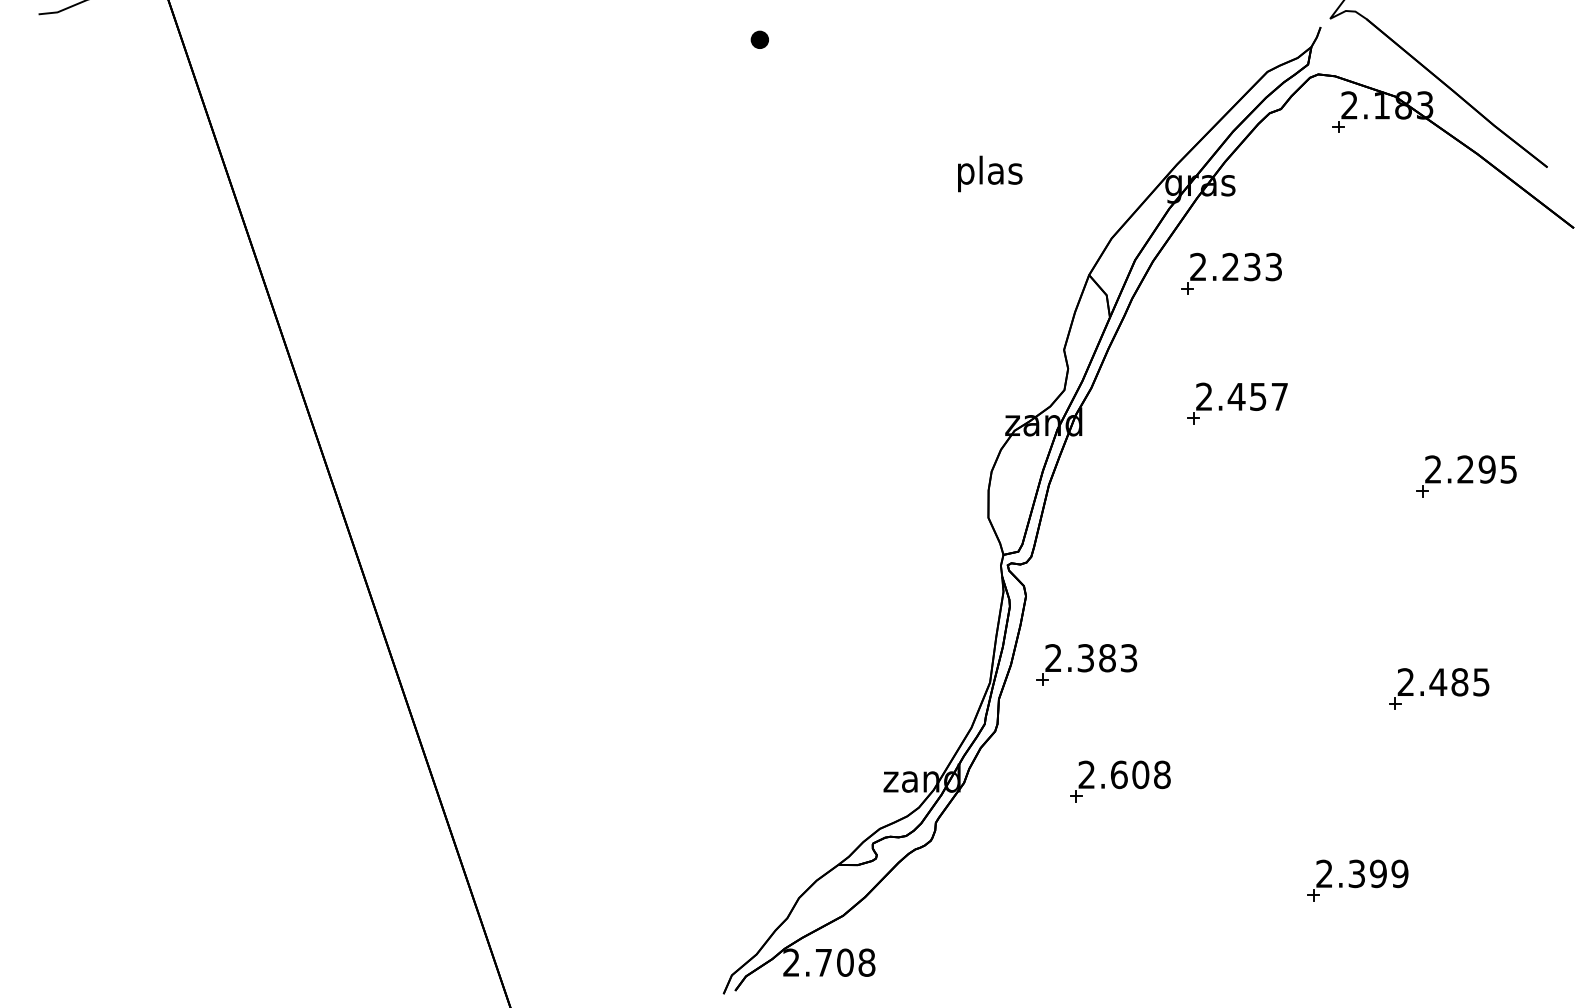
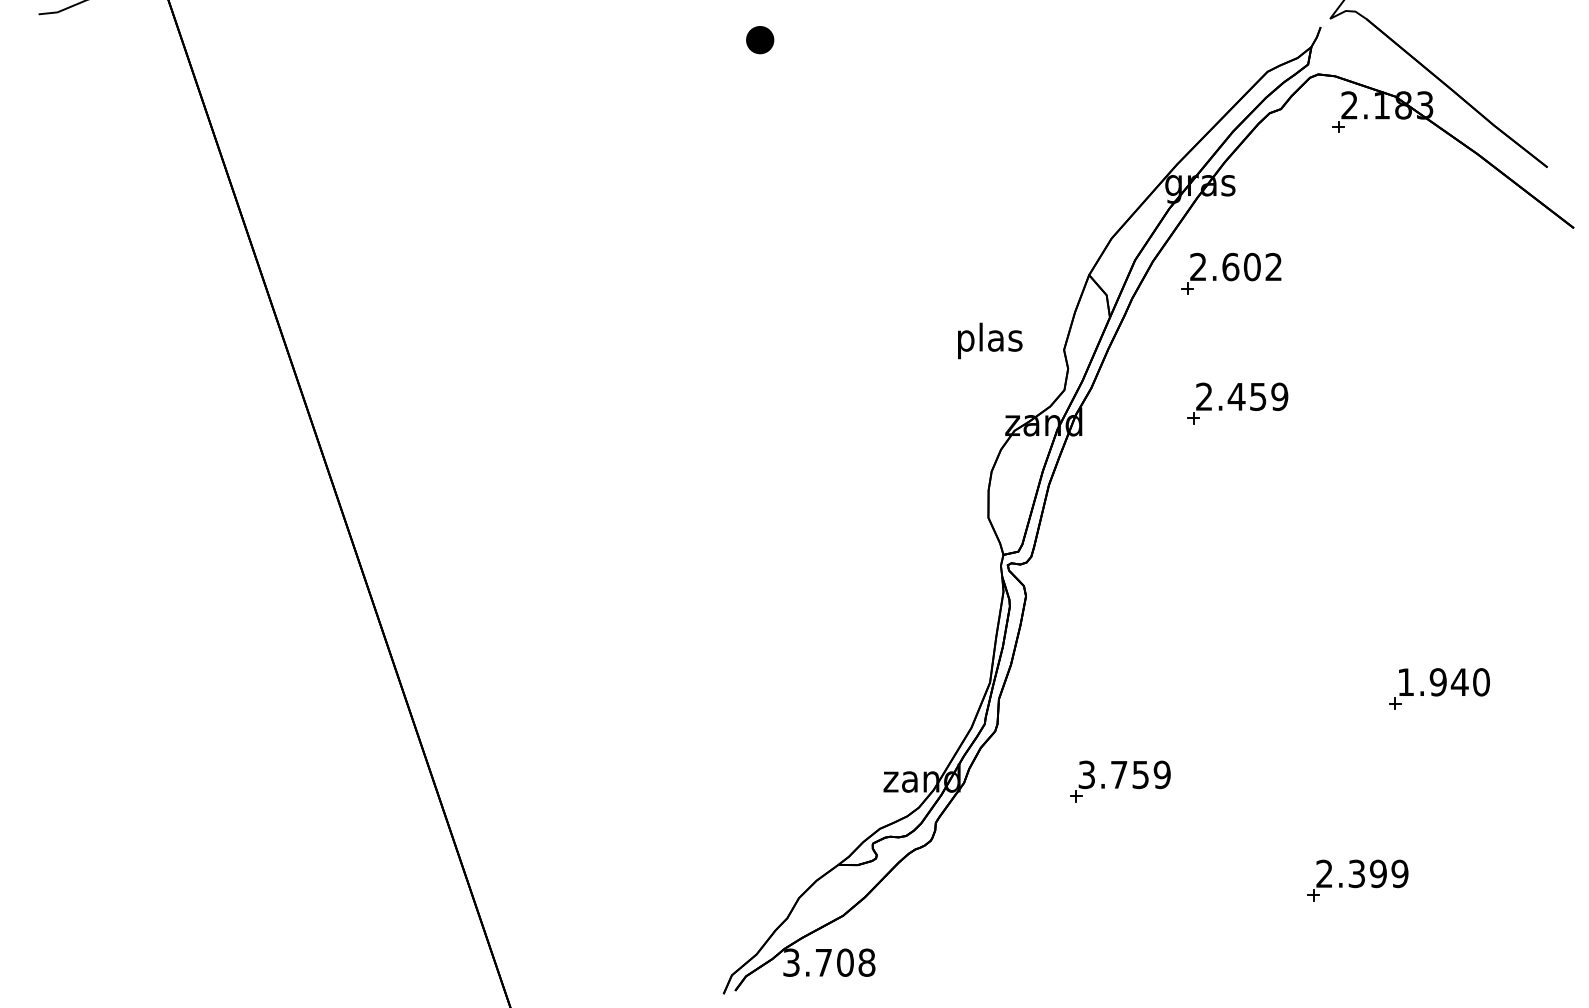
part size: 19x19 px -> 29x29 px (760, 40)
text position: (990, 173) -> (990, 340) (990, 340)
text: 2.233 -> 2.602 (1251, 266)
text: 2.457 -> 2.459 (1279, 396)
part: present -> none (1466, 476)
part: present -> none (1086, 664)
text: 2.485 -> 1.940 (1443, 682)
text: 2.608 -> 3.759 (1124, 774)
text: 2.708 -> 3.708 (791, 962)
